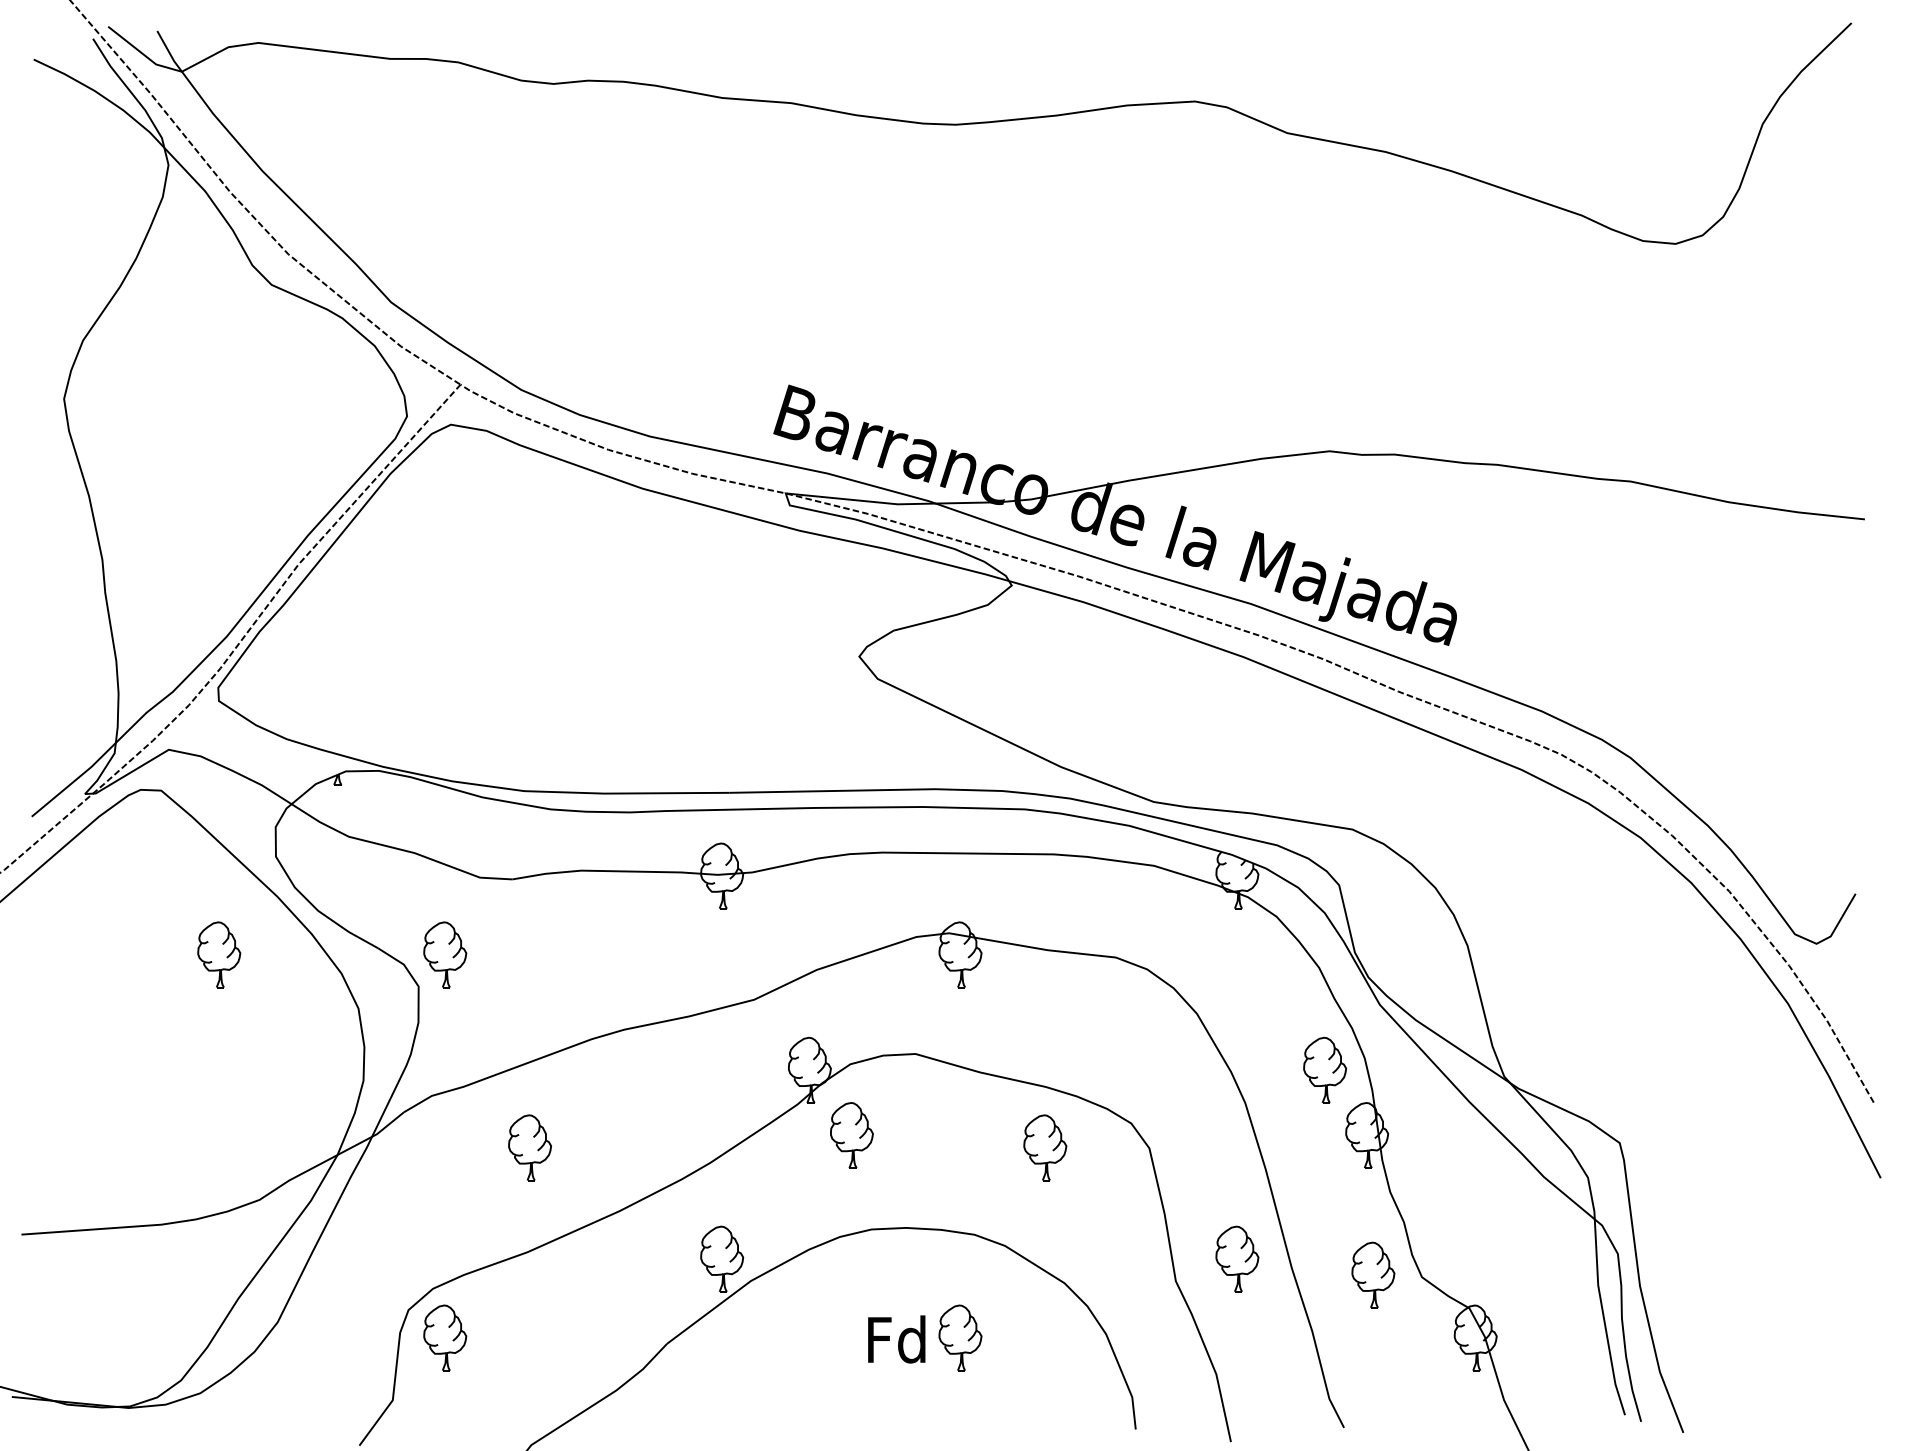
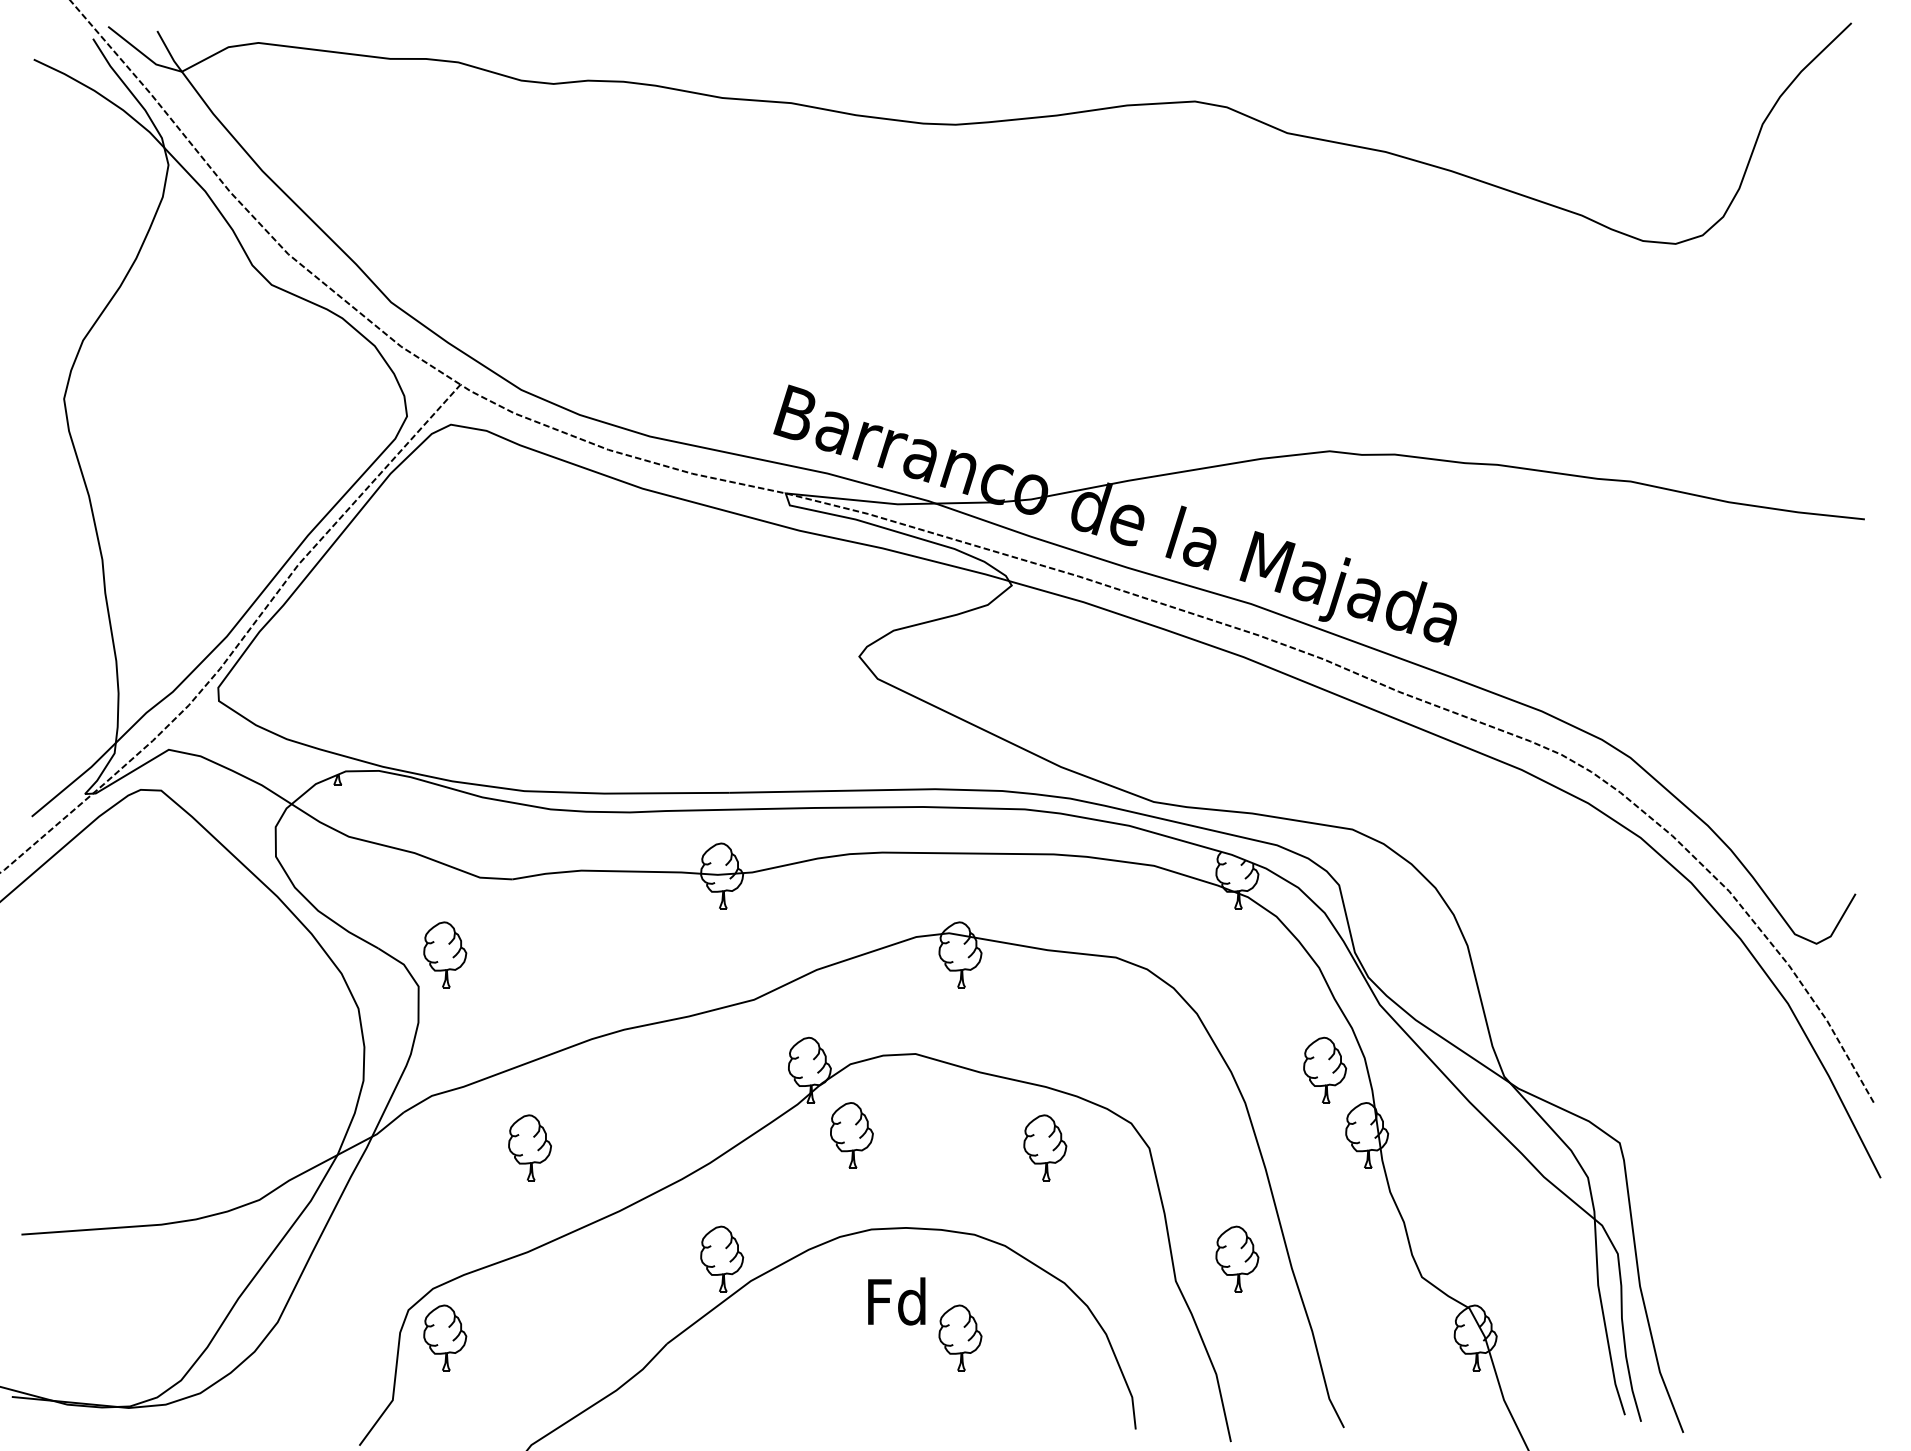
part: present -> none (219, 954)
part: present -> none (1373, 1274)
text position: (896, 1339) -> (896, 1301) (896, 1301)
